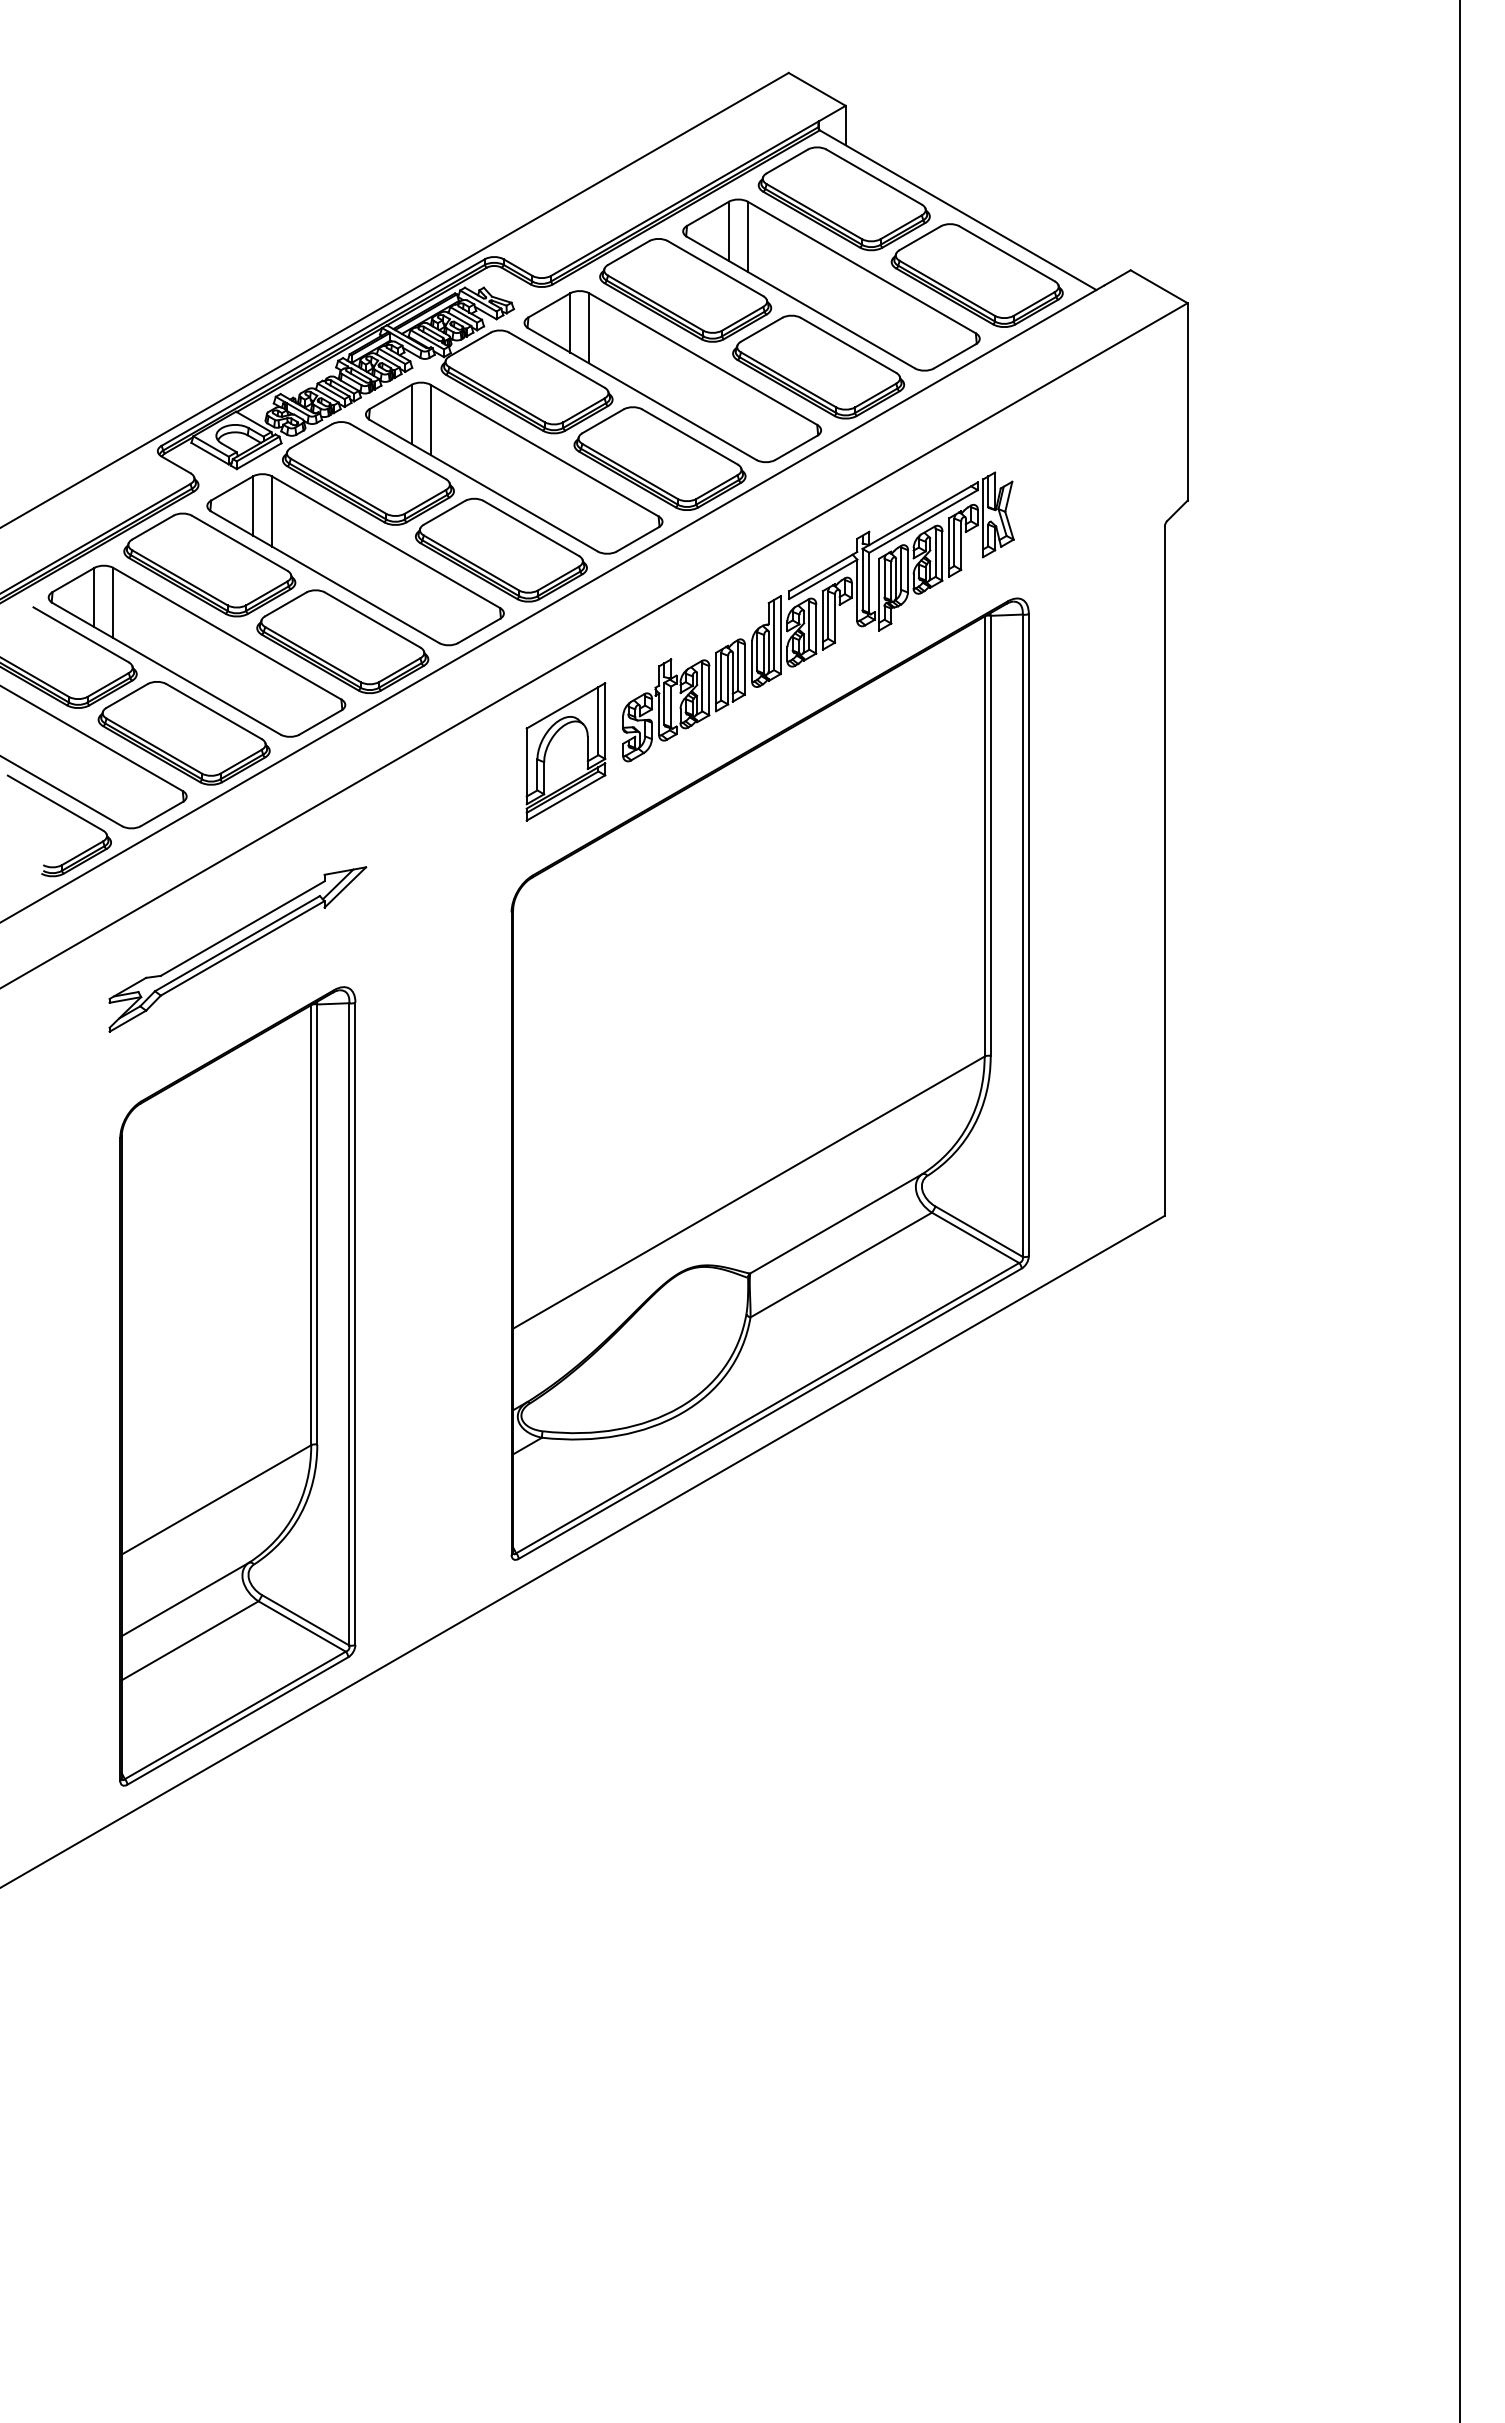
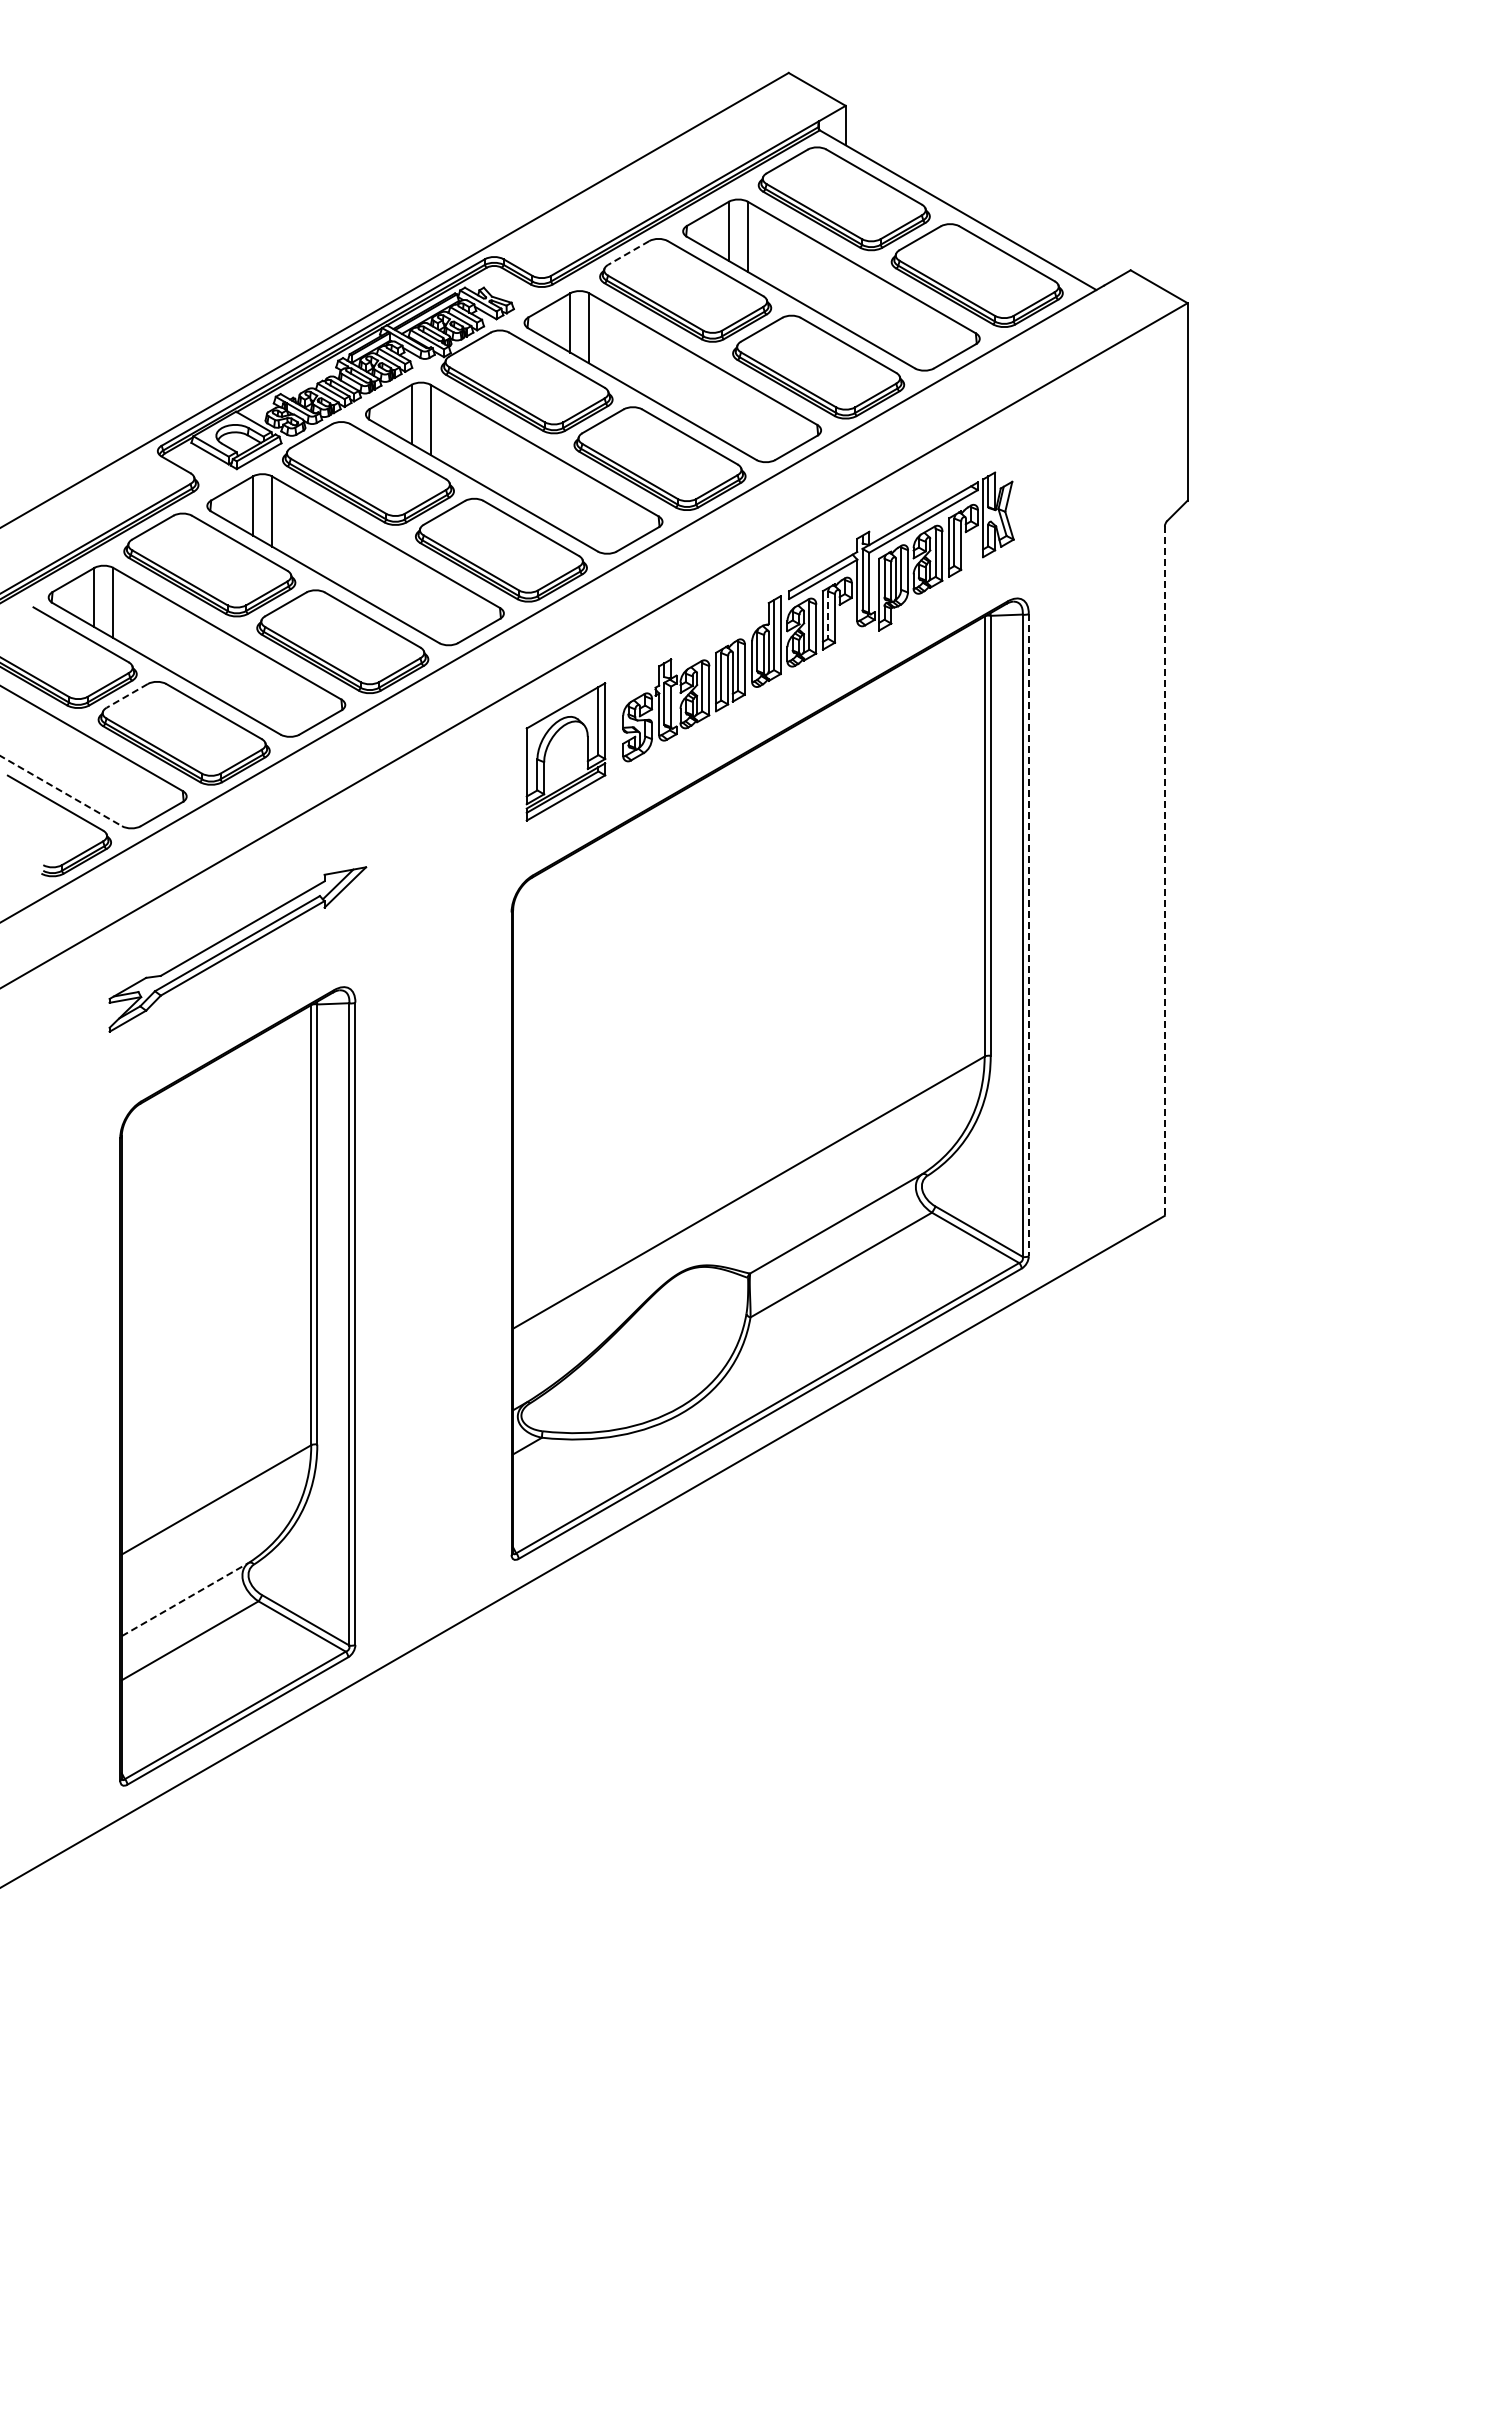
line: solid -> dashed (628, 253)
line: solid -> dashed (828, 615)
line: solid -> dashed (127, 695)
line: solid -> dashed (61, 791)
line: solid -> dashed (1164, 871)
line: solid -> dashed (1028, 935)
line: present -> none (1459, 1210)
line: solid -> dashed (185, 1599)
